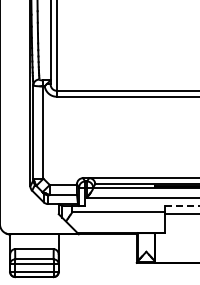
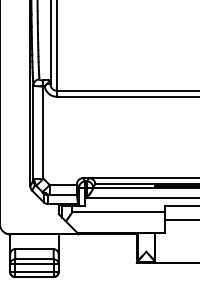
line: dashed -> solid (182, 206)
line position: (180, 214) -> (180, 220) (180, 220)
